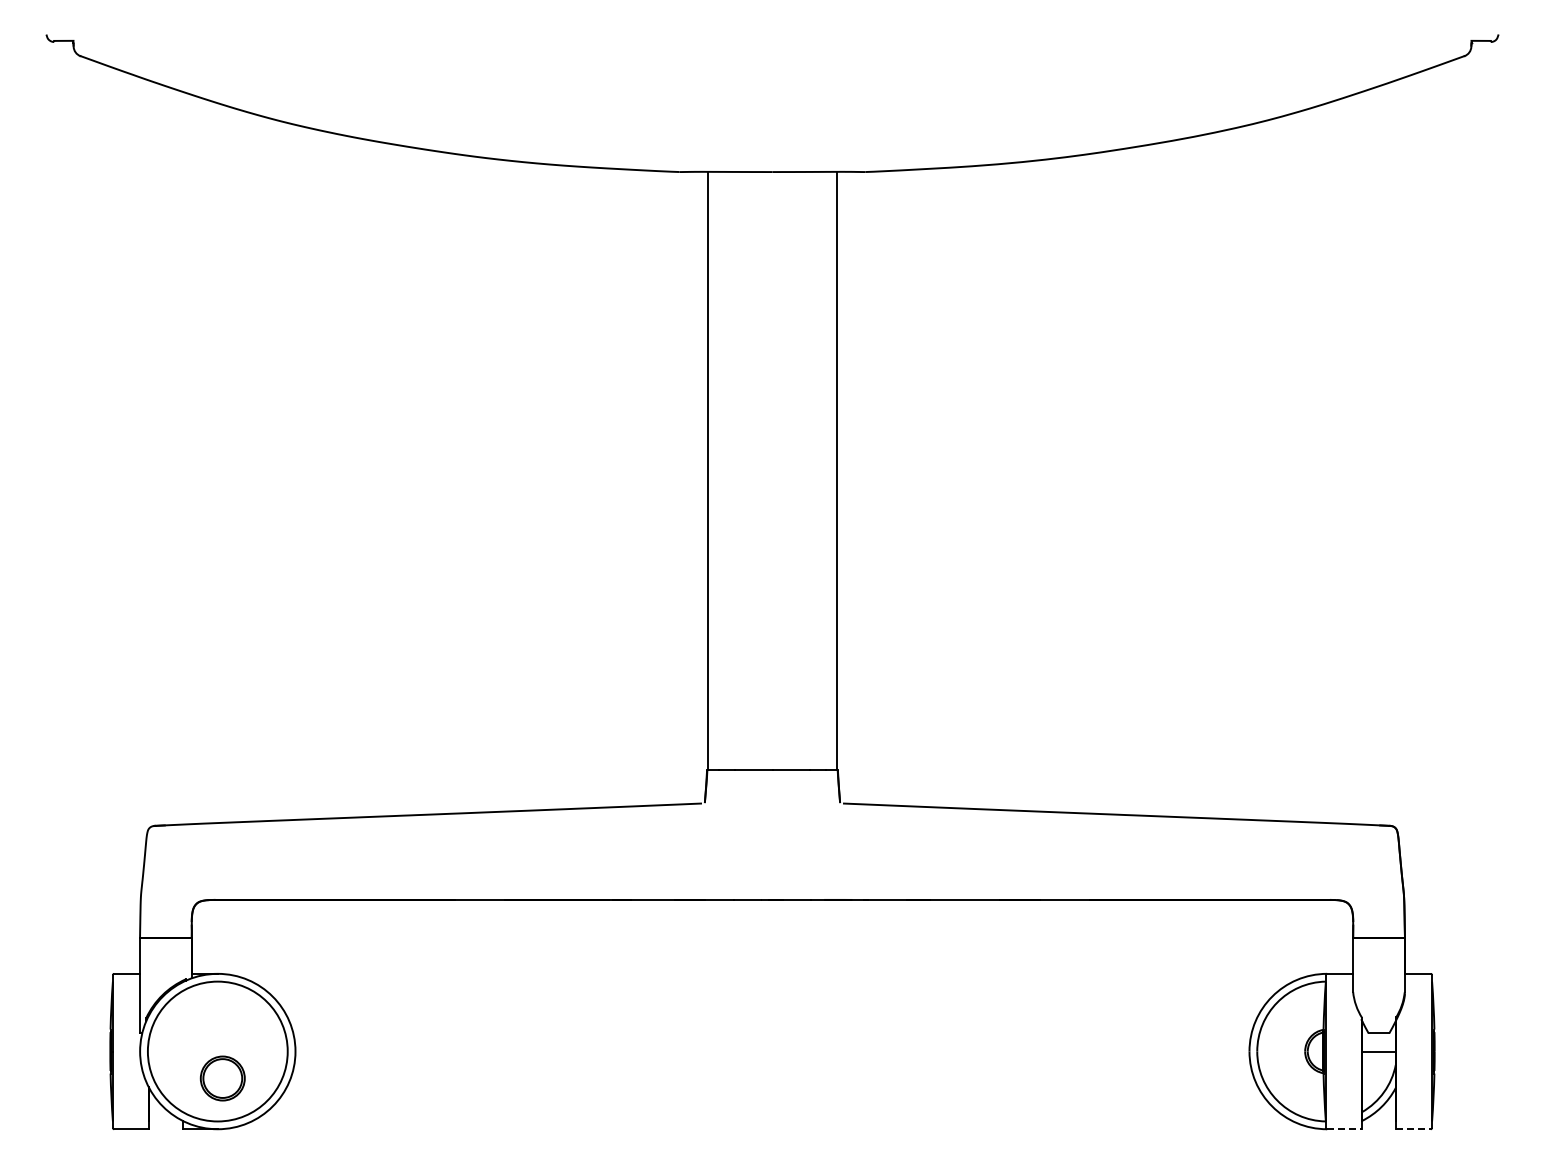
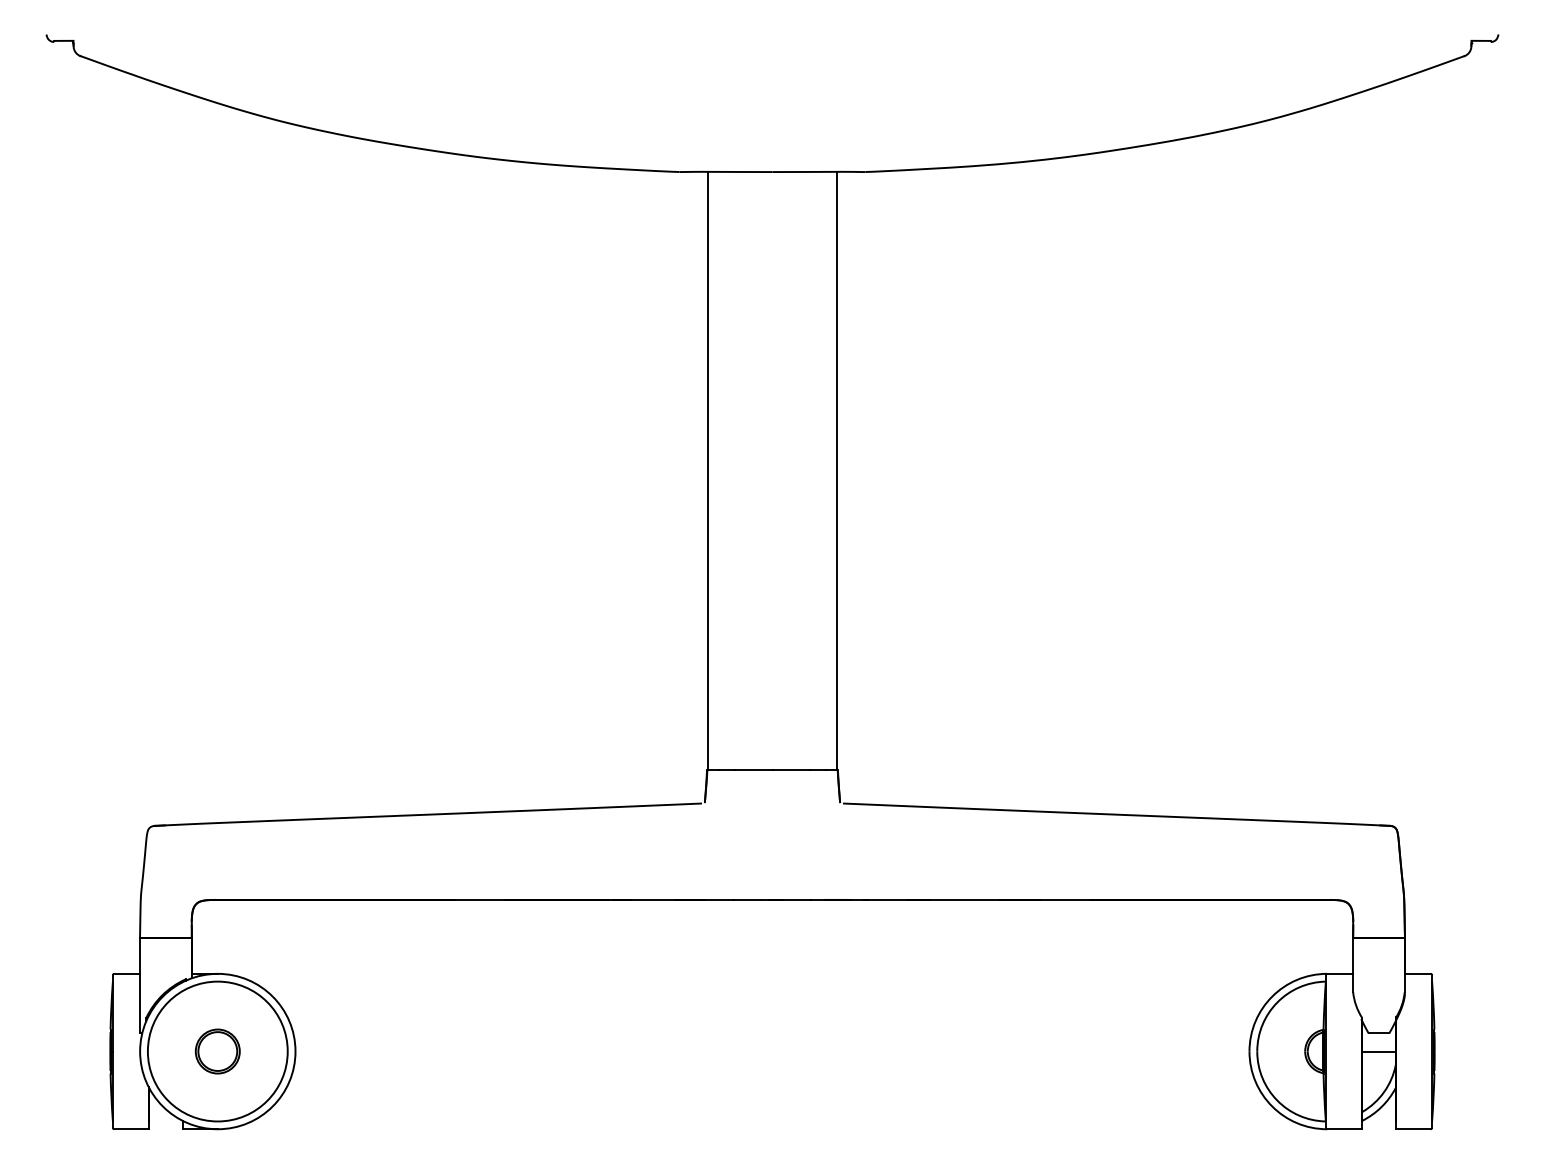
part position: (222, 1078) -> (217, 1051) (217, 1051)
line: dashed -> solid (1344, 1129)
line: dashed -> solid (1414, 1129)
